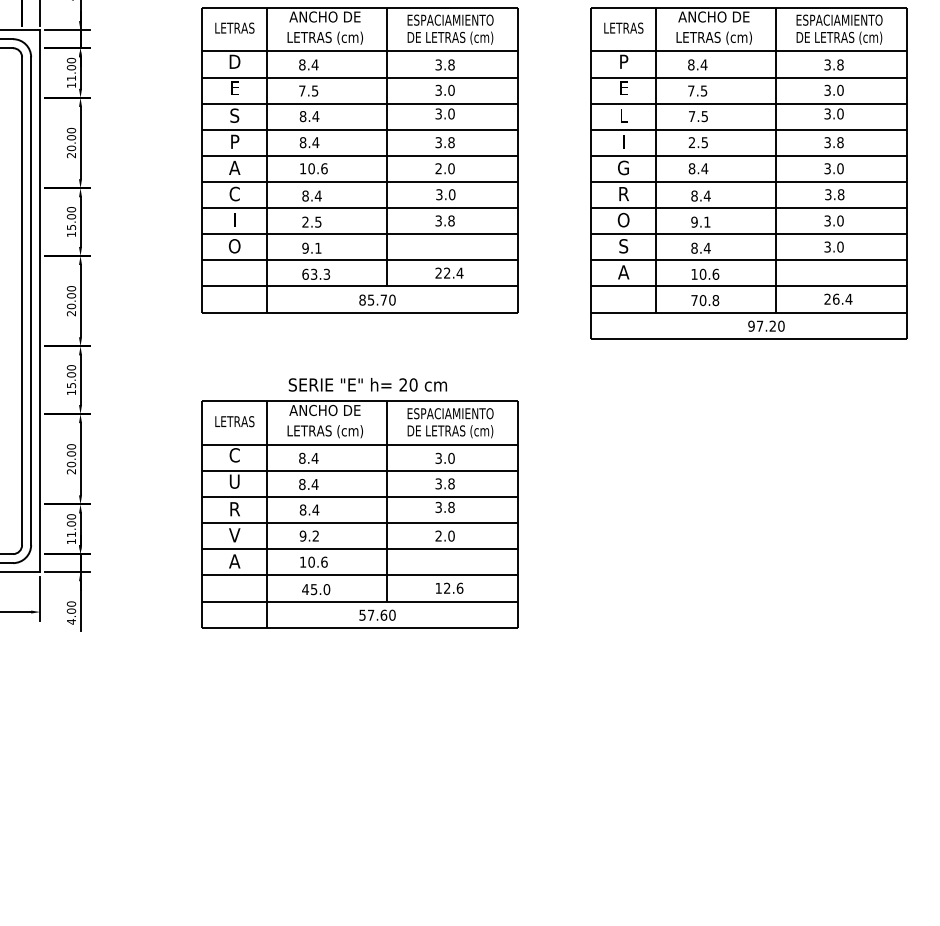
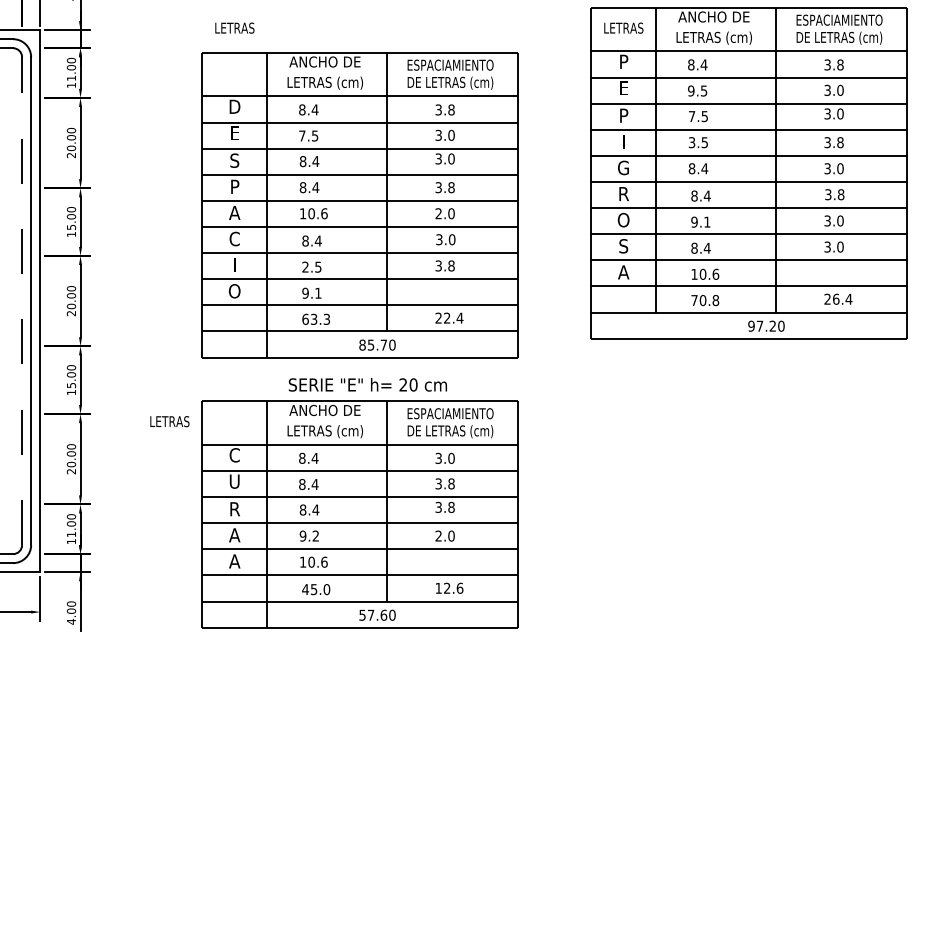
text: 7.5 -> 9.5 (691, 90)
text: L -> P (624, 115)
text: 2.5 -> 3.5 (691, 143)
part position: (359, 160) -> (359, 205) (359, 205)
line: solid -> dashed (22, 301)
text position: (234, 421) -> (169, 421) (169, 421)
text: V -> A (234, 535)
